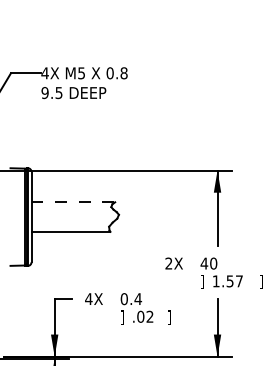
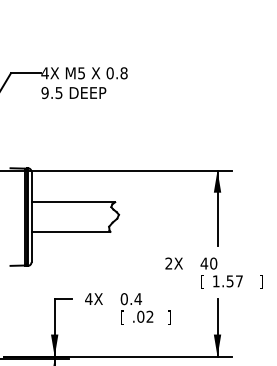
line: dashed -> solid (73, 202)
text: ] -> [ (202, 281)
text: ] -> [ (122, 317)
